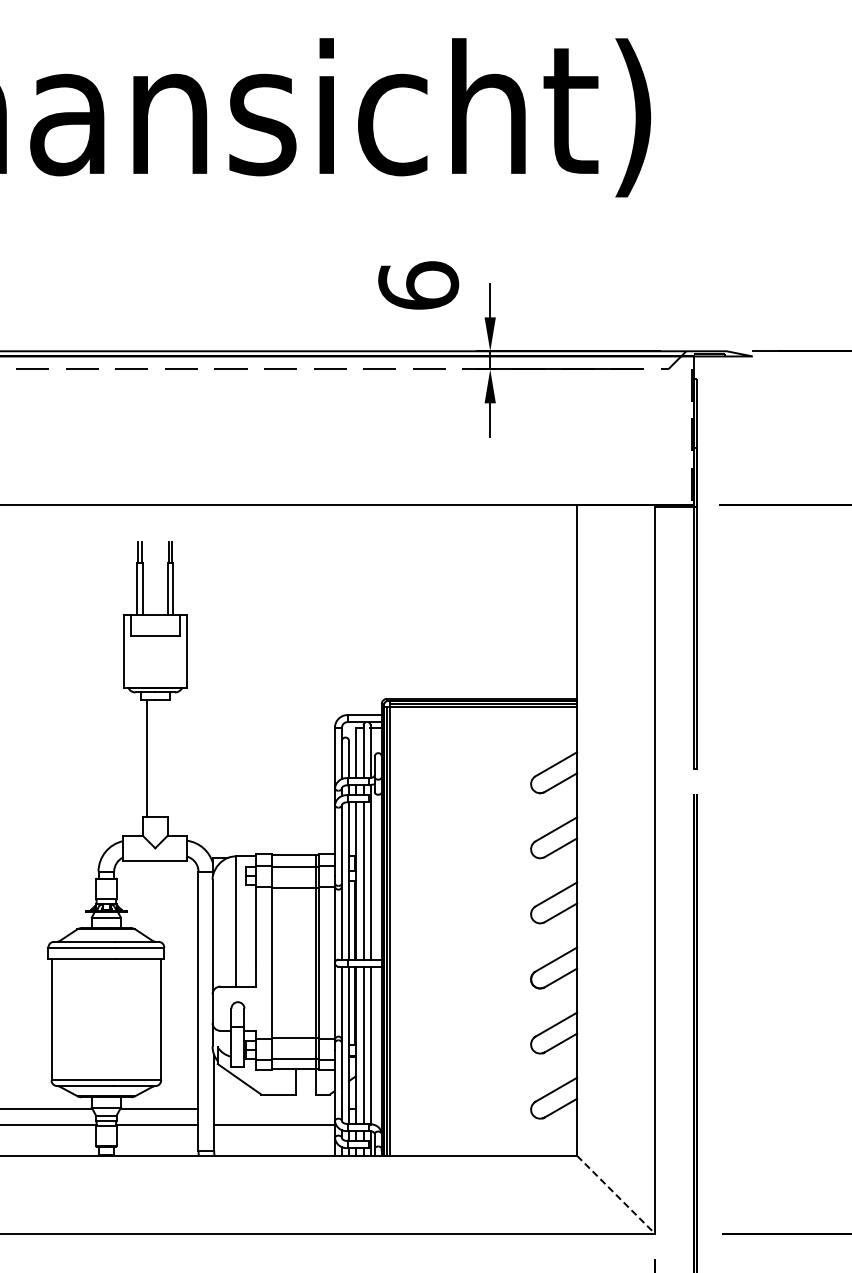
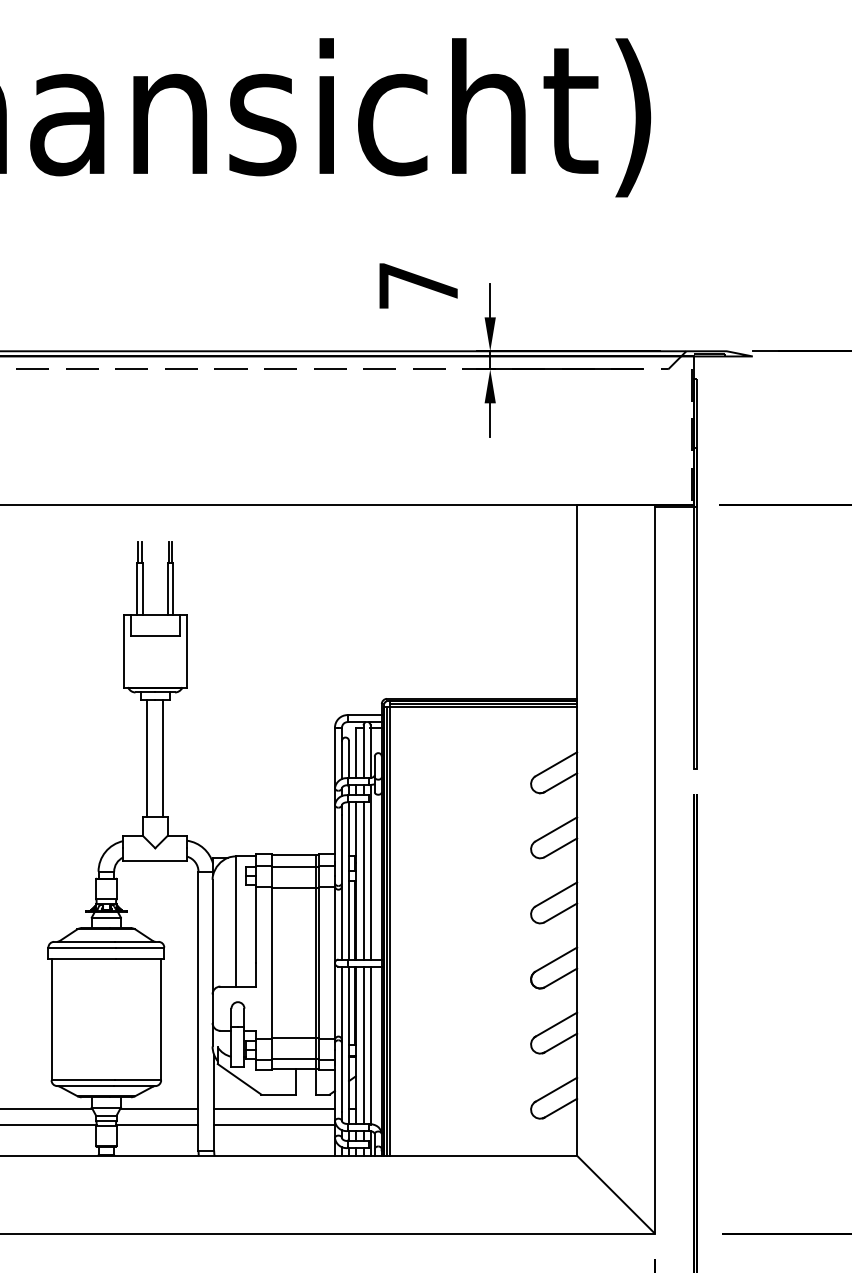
text: 6 -> 7 (418, 285)
line: none -> present (163, 757)
line: none -> present (274, 1108)
line: dashed -> solid (616, 1195)
